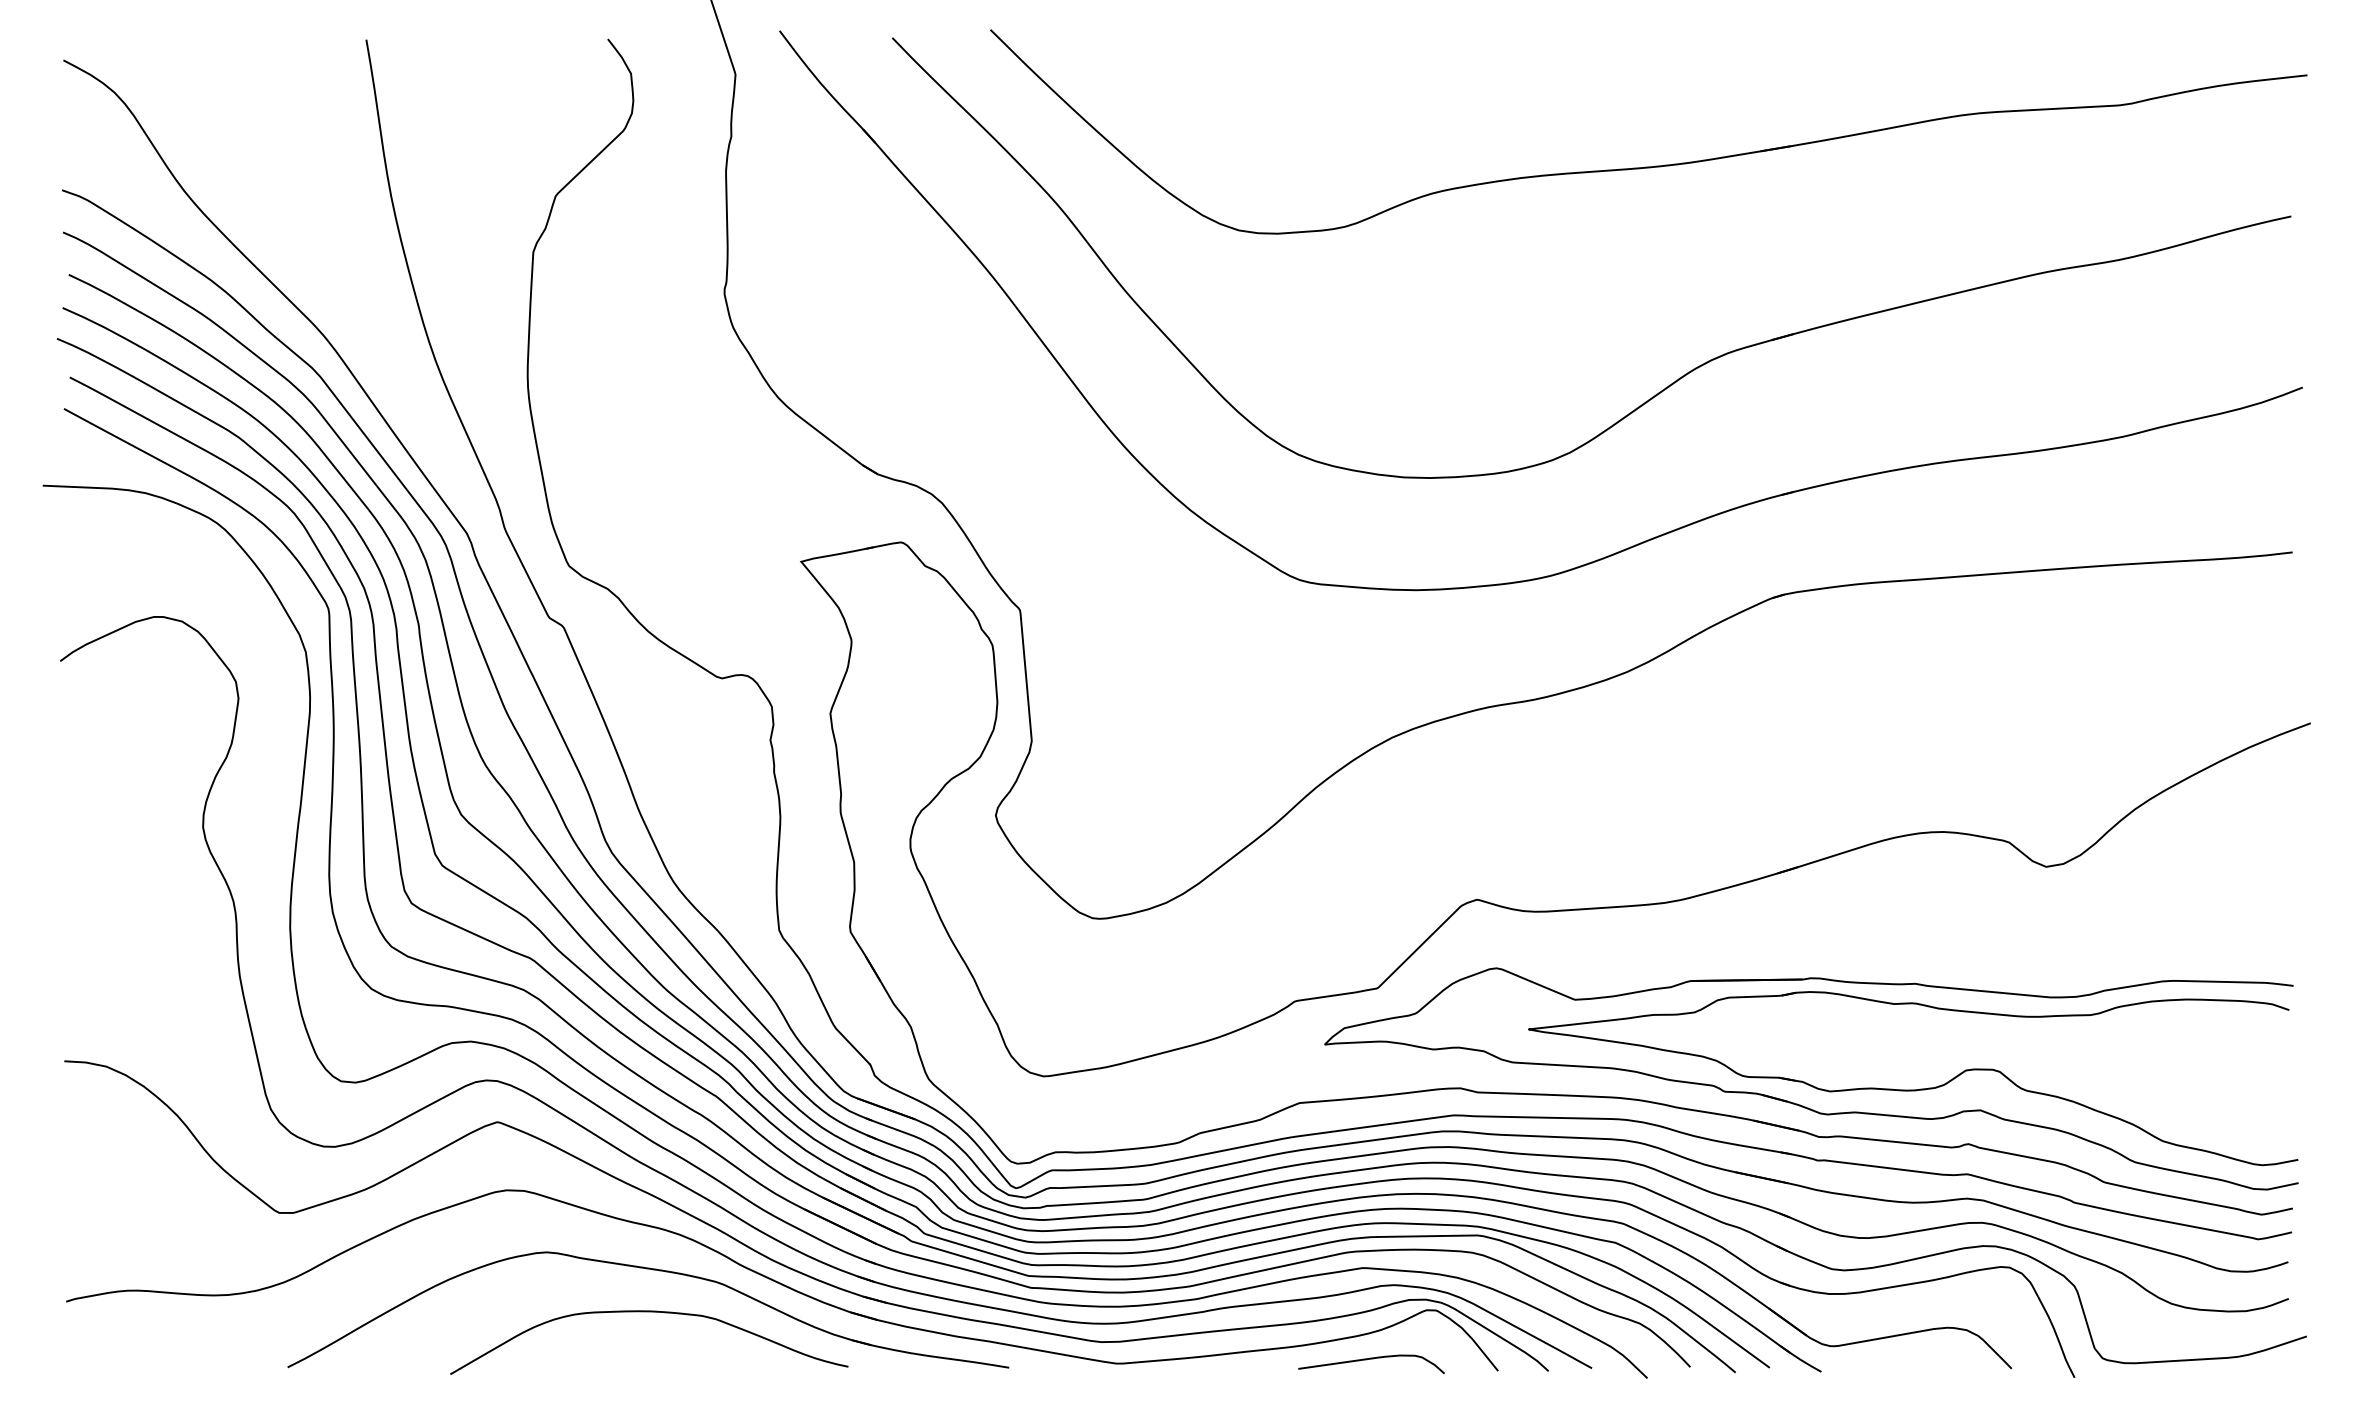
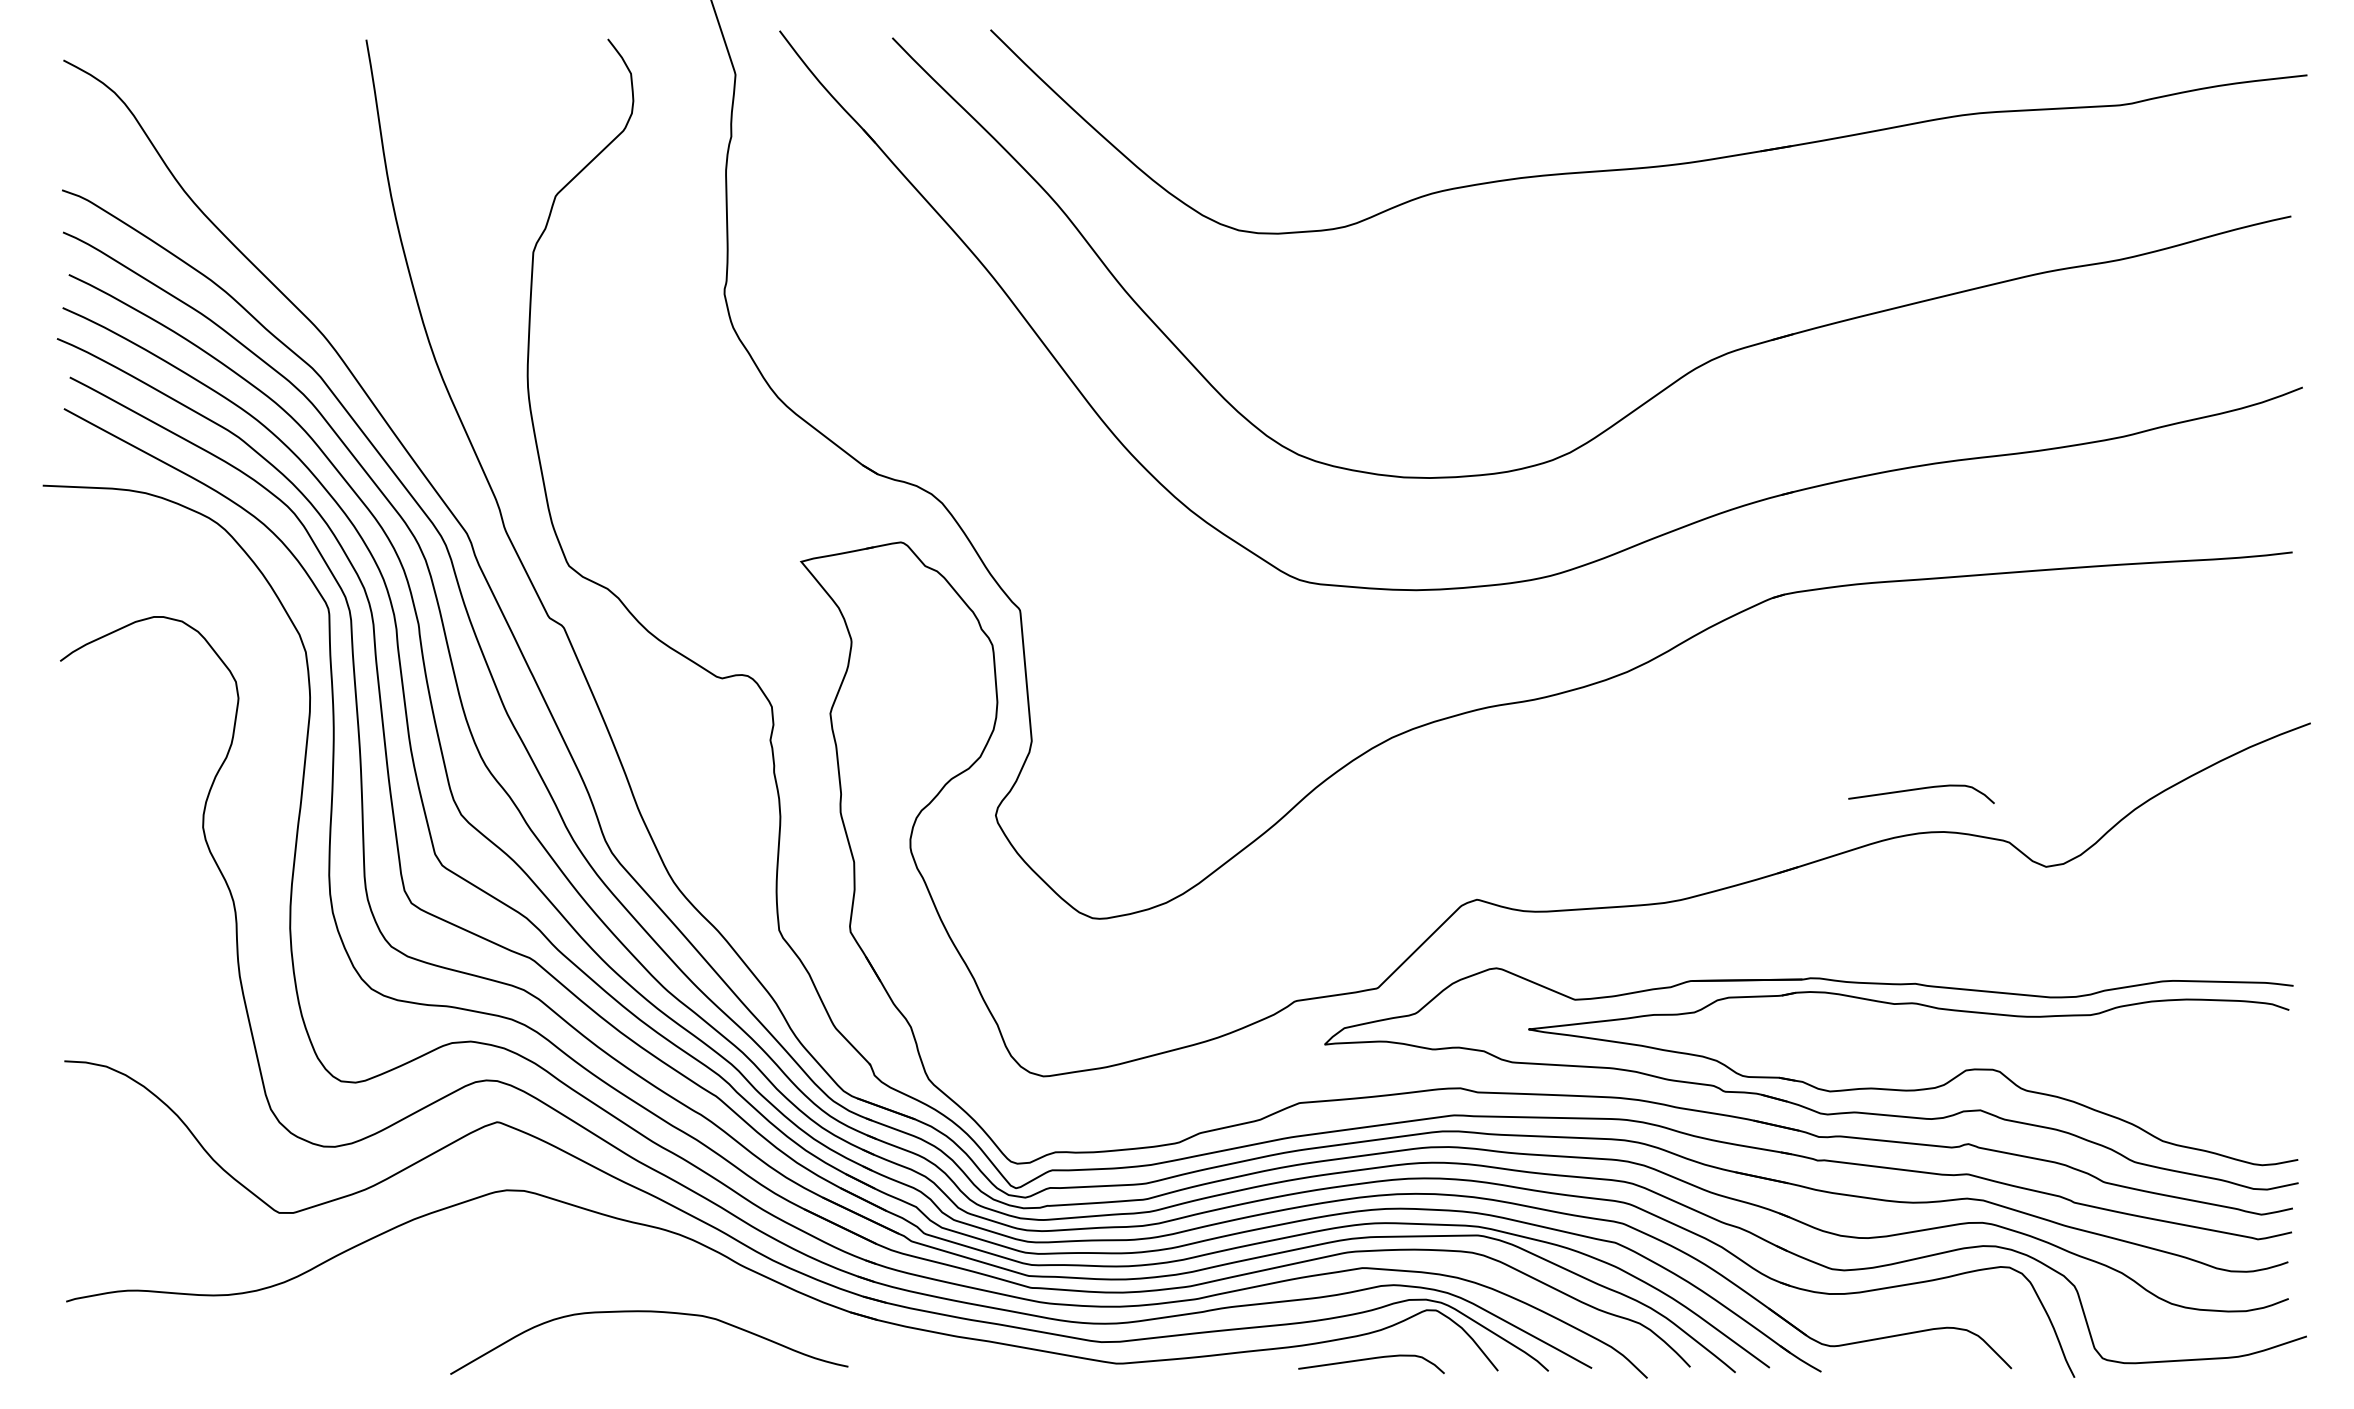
curve: none -> present (1921, 789)
part: present -> none (652, 1270)
